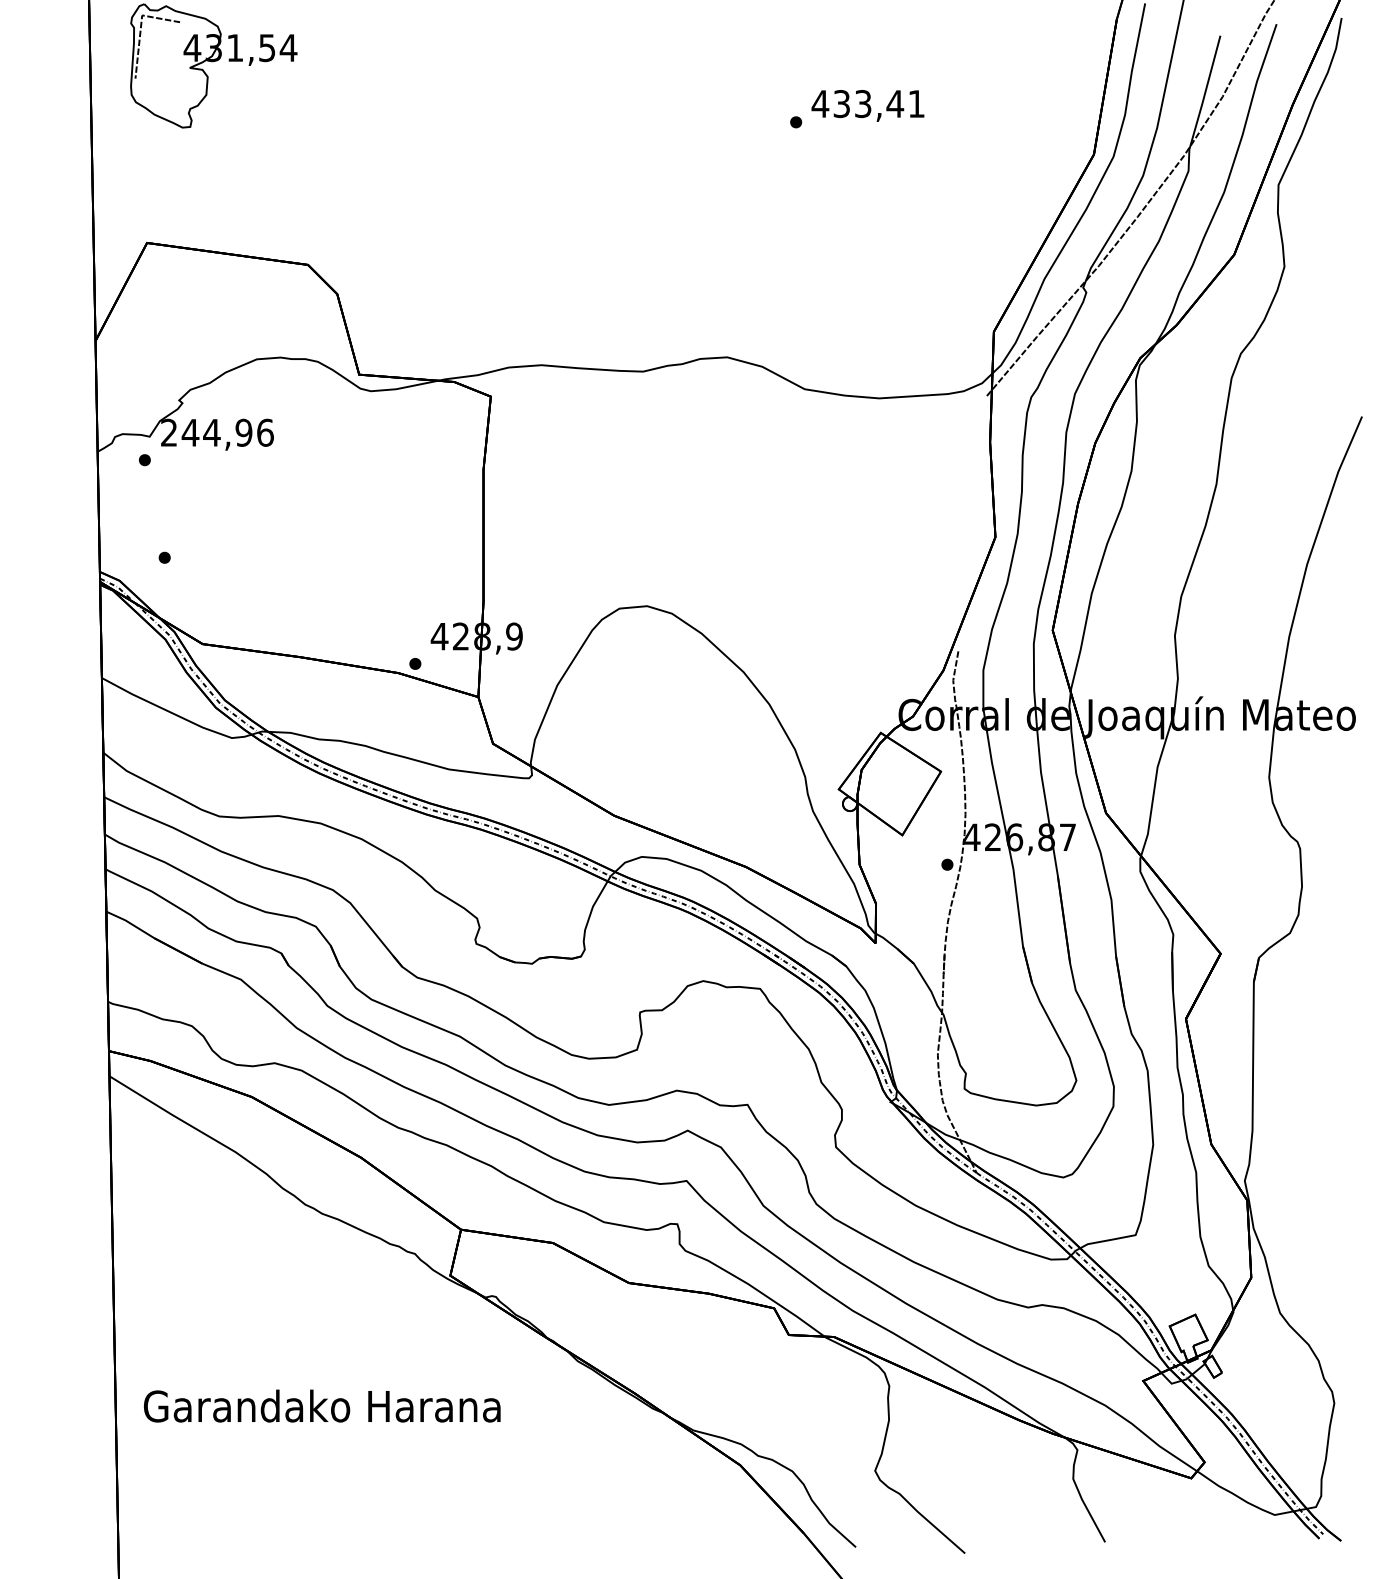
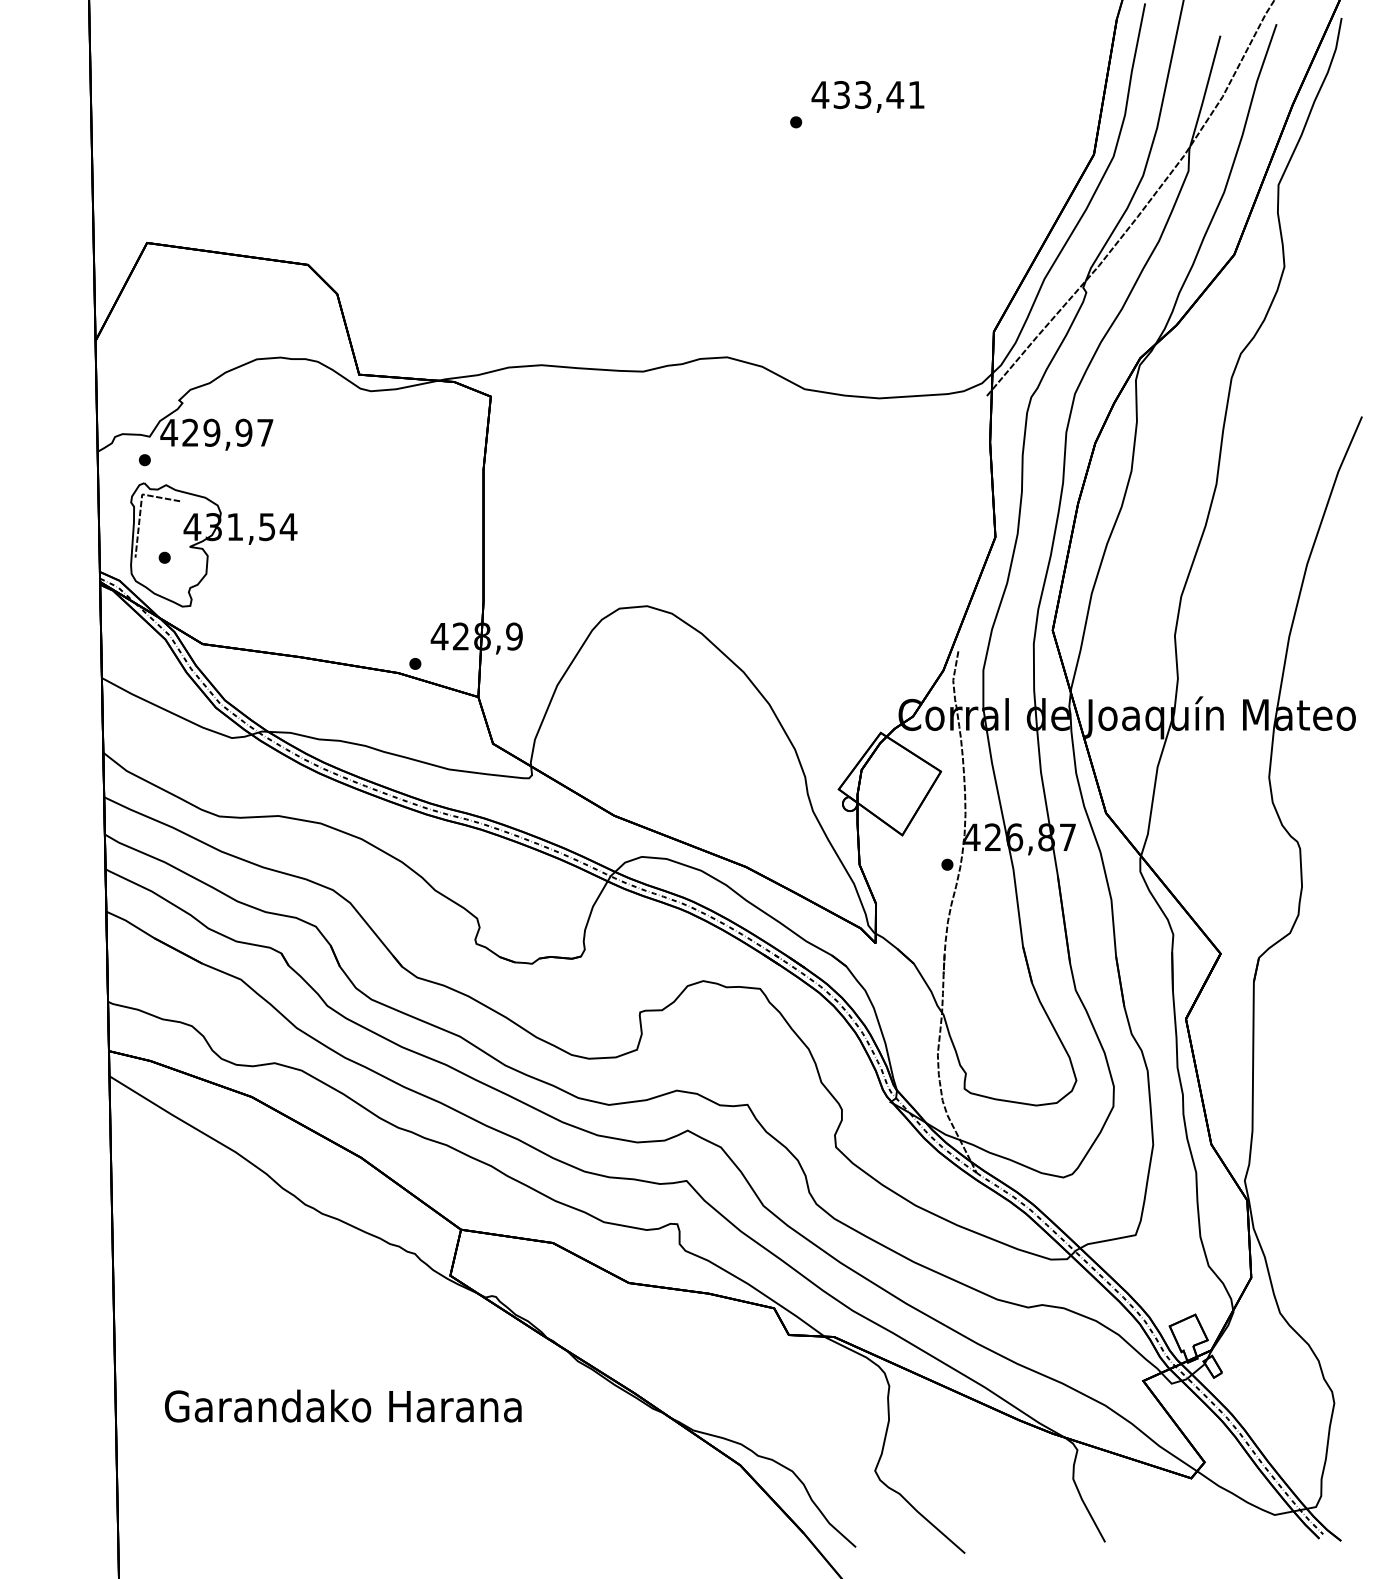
part position: (213, 65) -> (213, 544) (213, 544)
text position: (867, 105) -> (867, 96) (867, 96)
text: 244,96 -> 429,97 (216, 432)
text position: (322, 1405) -> (343, 1405) (343, 1405)
